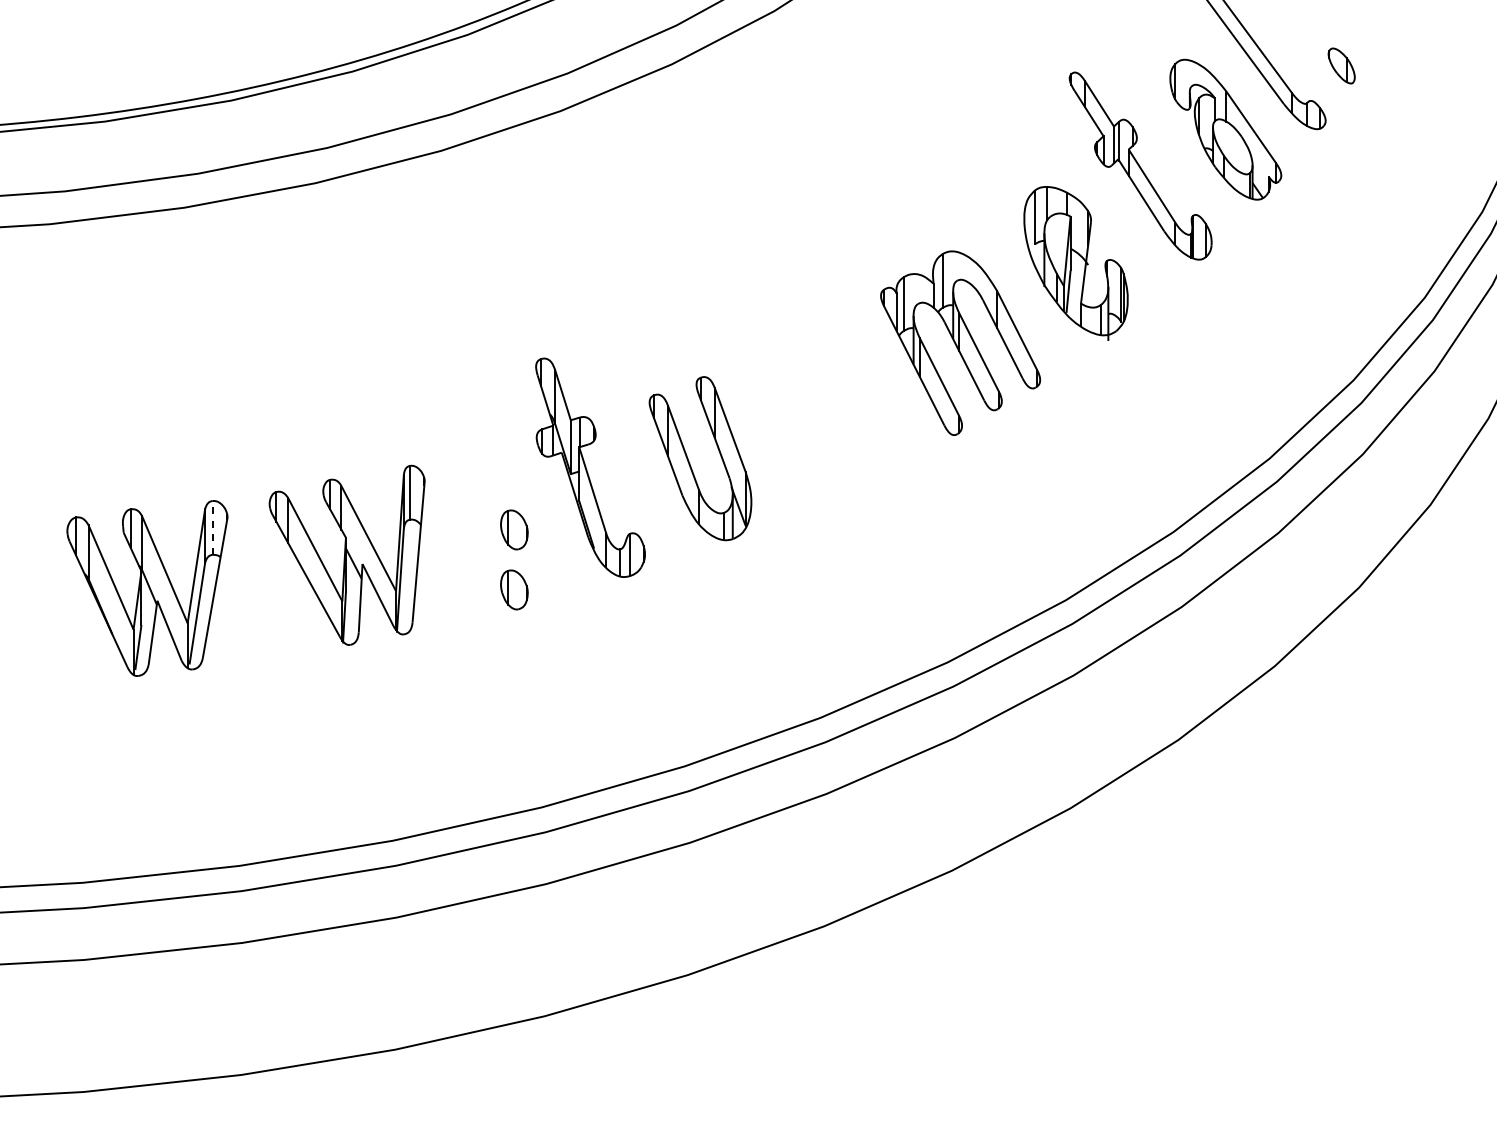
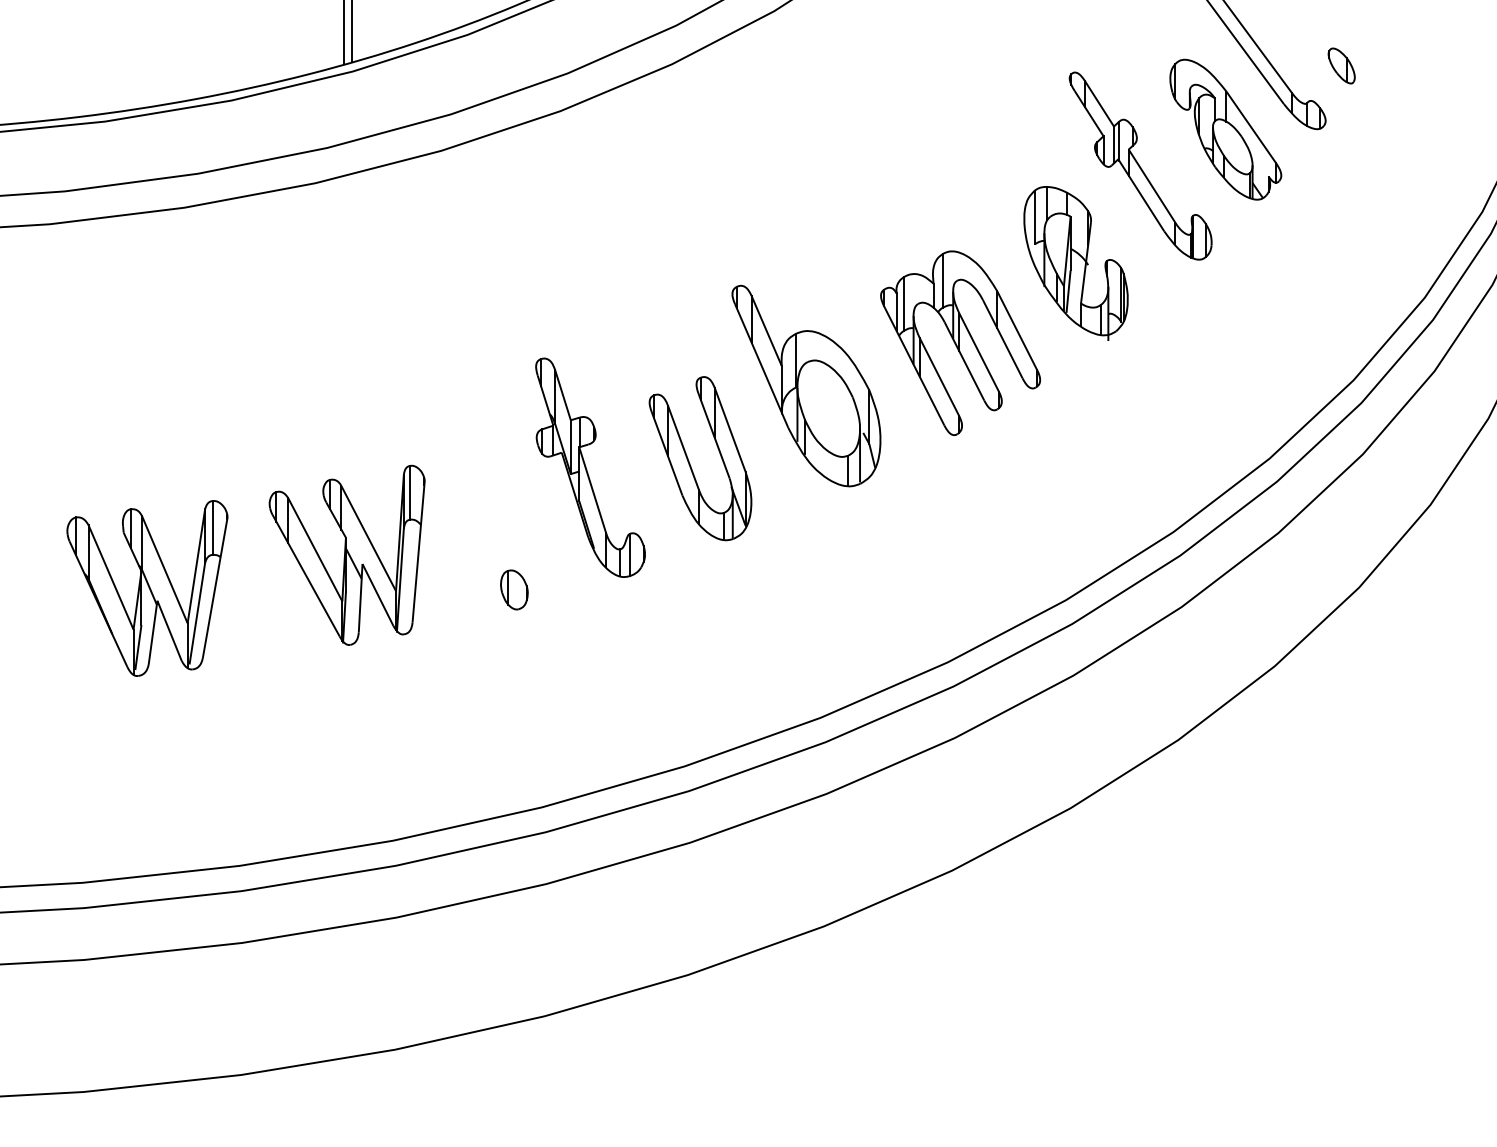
line: none -> present (351, 31)
line: none -> present (344, 32)
part: none -> present (806, 385)
line: dashed -> solid (212, 527)
part: present -> none (514, 529)
